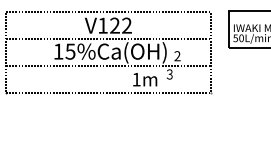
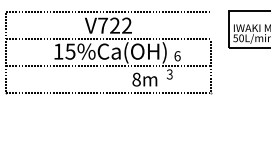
text: V122 -> V722 (103, 25)
line: present -> none (211, 25)
text: 2 -> 6 (177, 56)
text: 1m -> 8m (136, 79)
